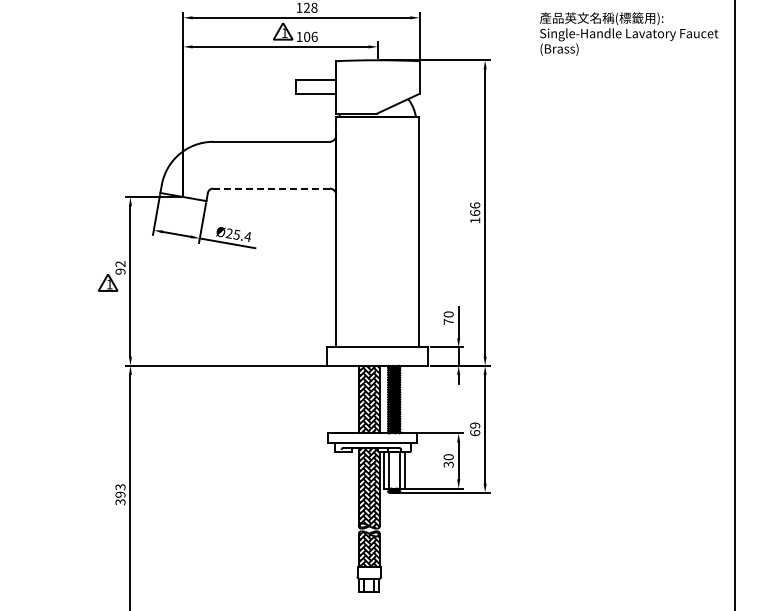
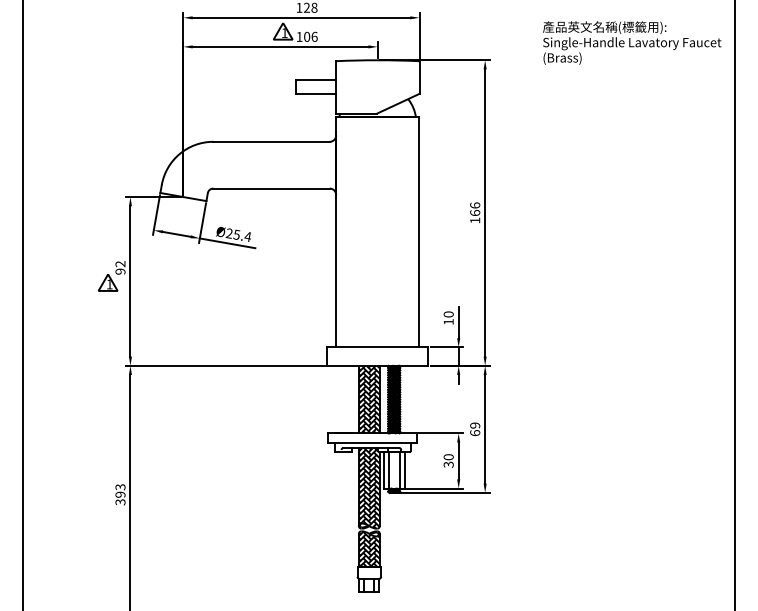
text position: (629, 33) -> (632, 42) (632, 42)
line: dashed -> solid (272, 188)
line: none -> present (22, 304)
text: 70 -> 10 (448, 321)
